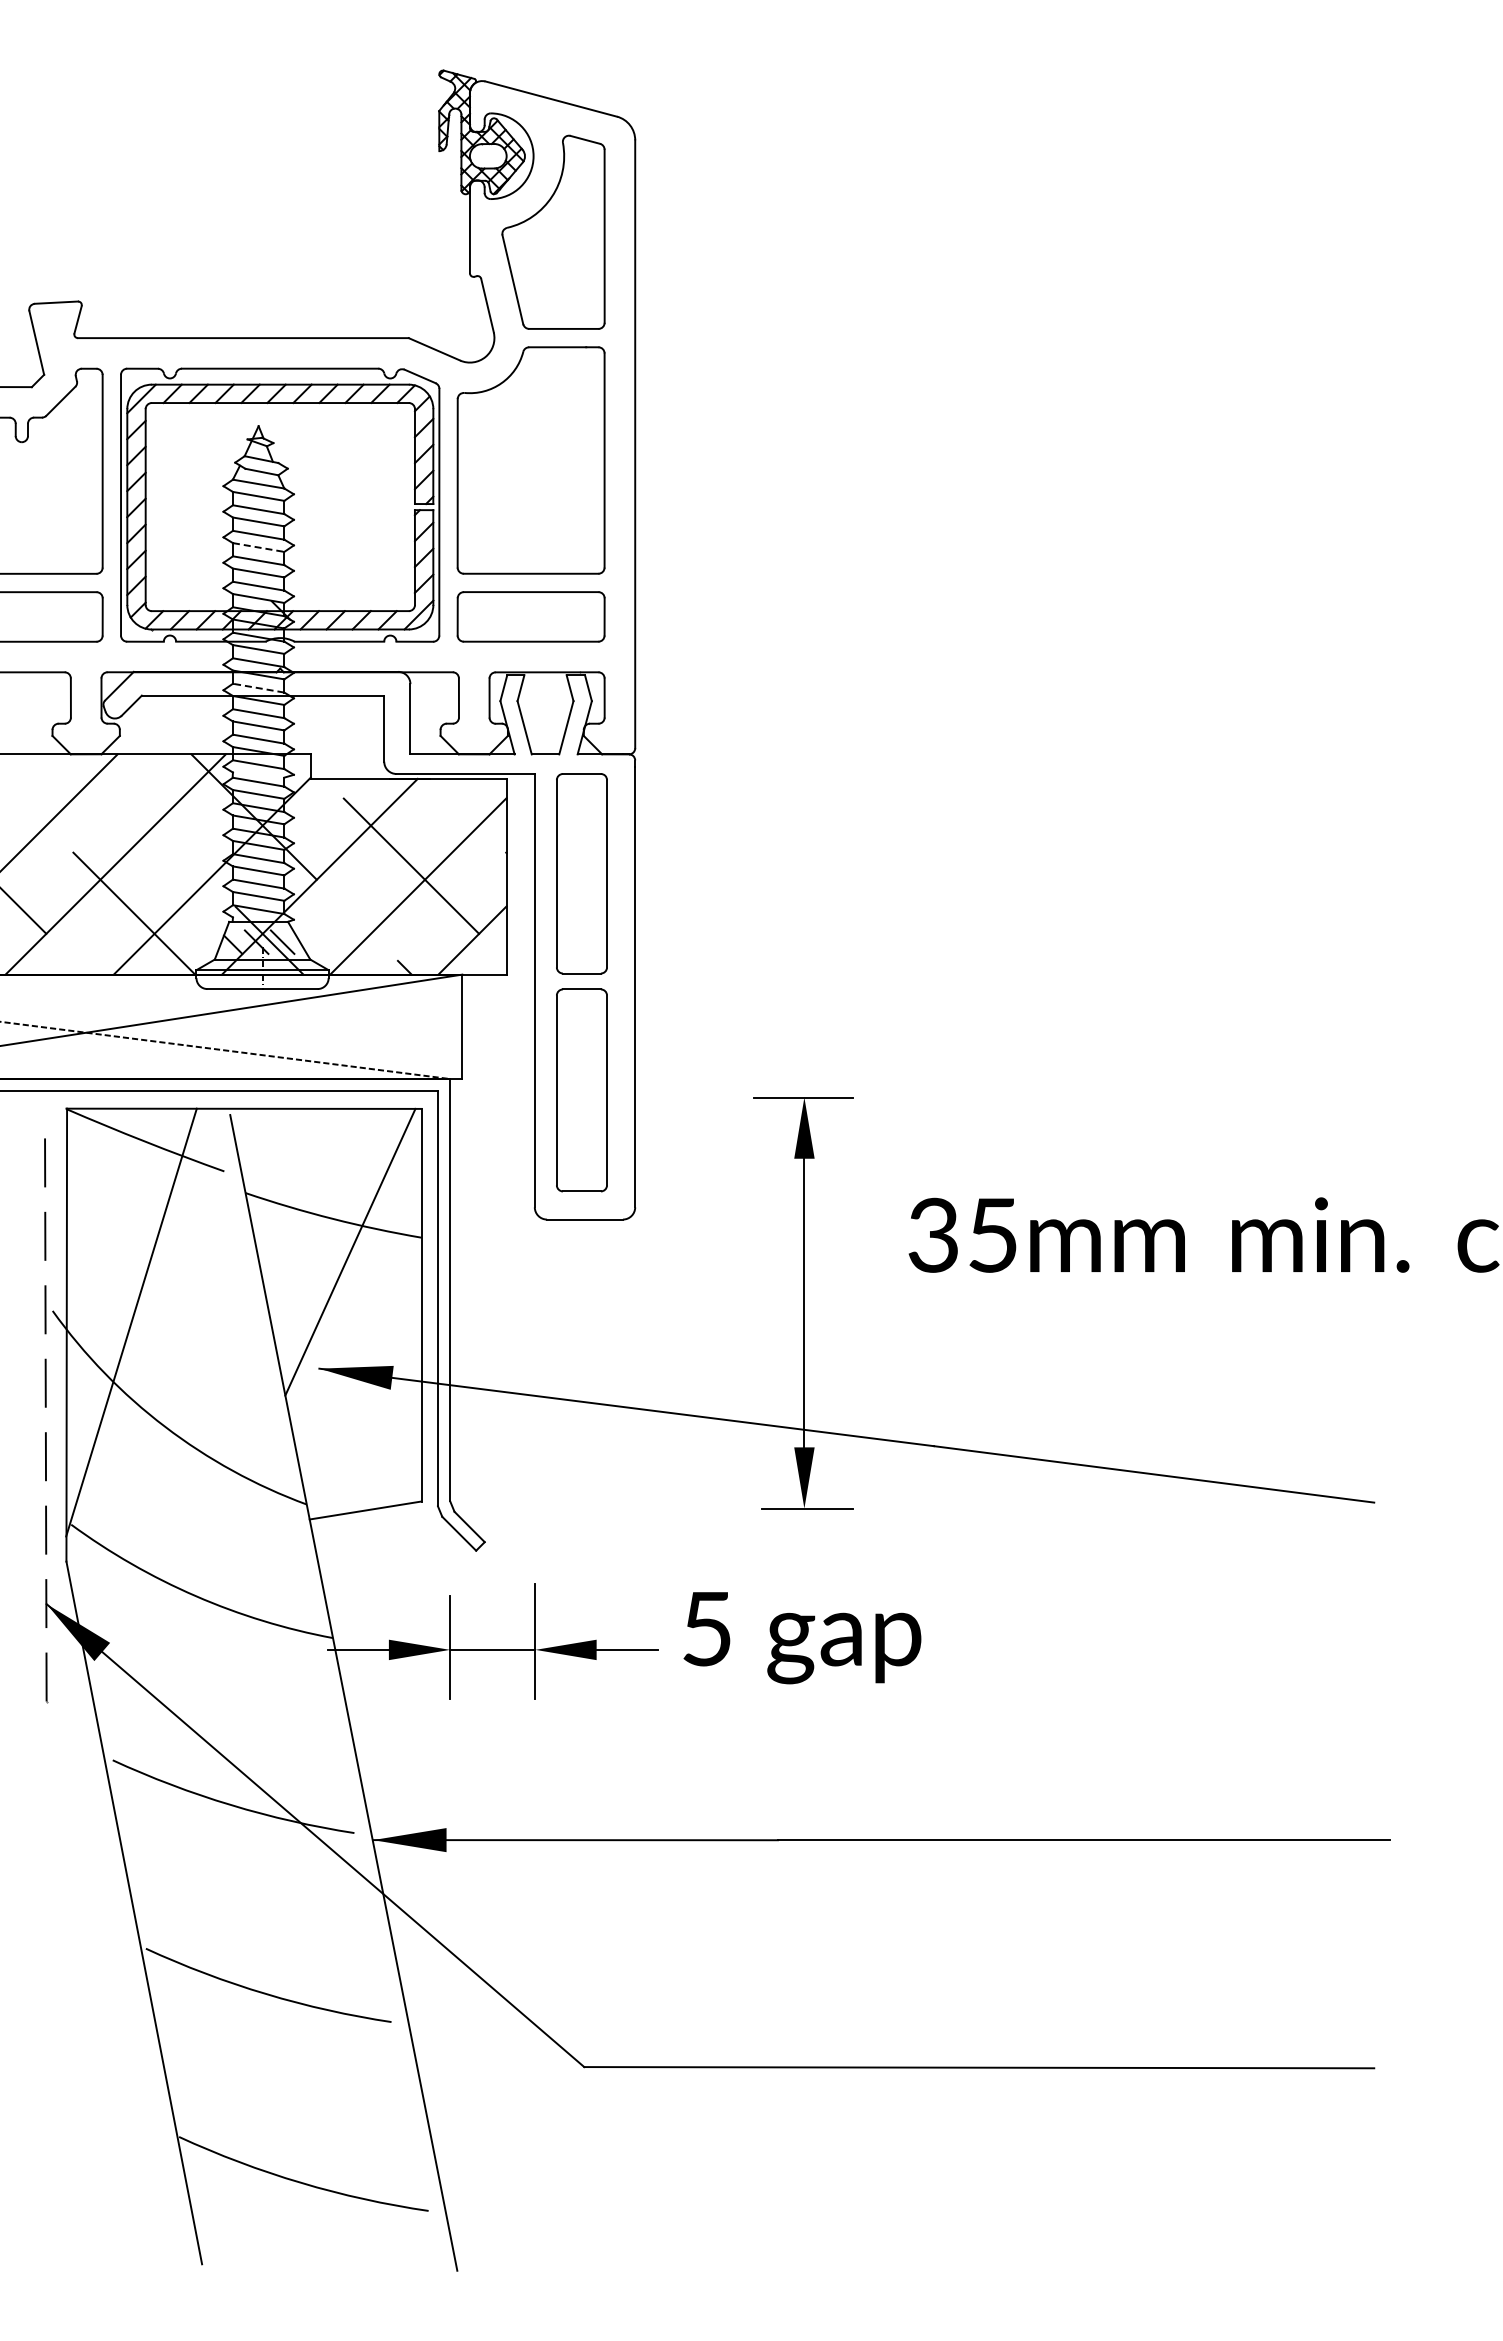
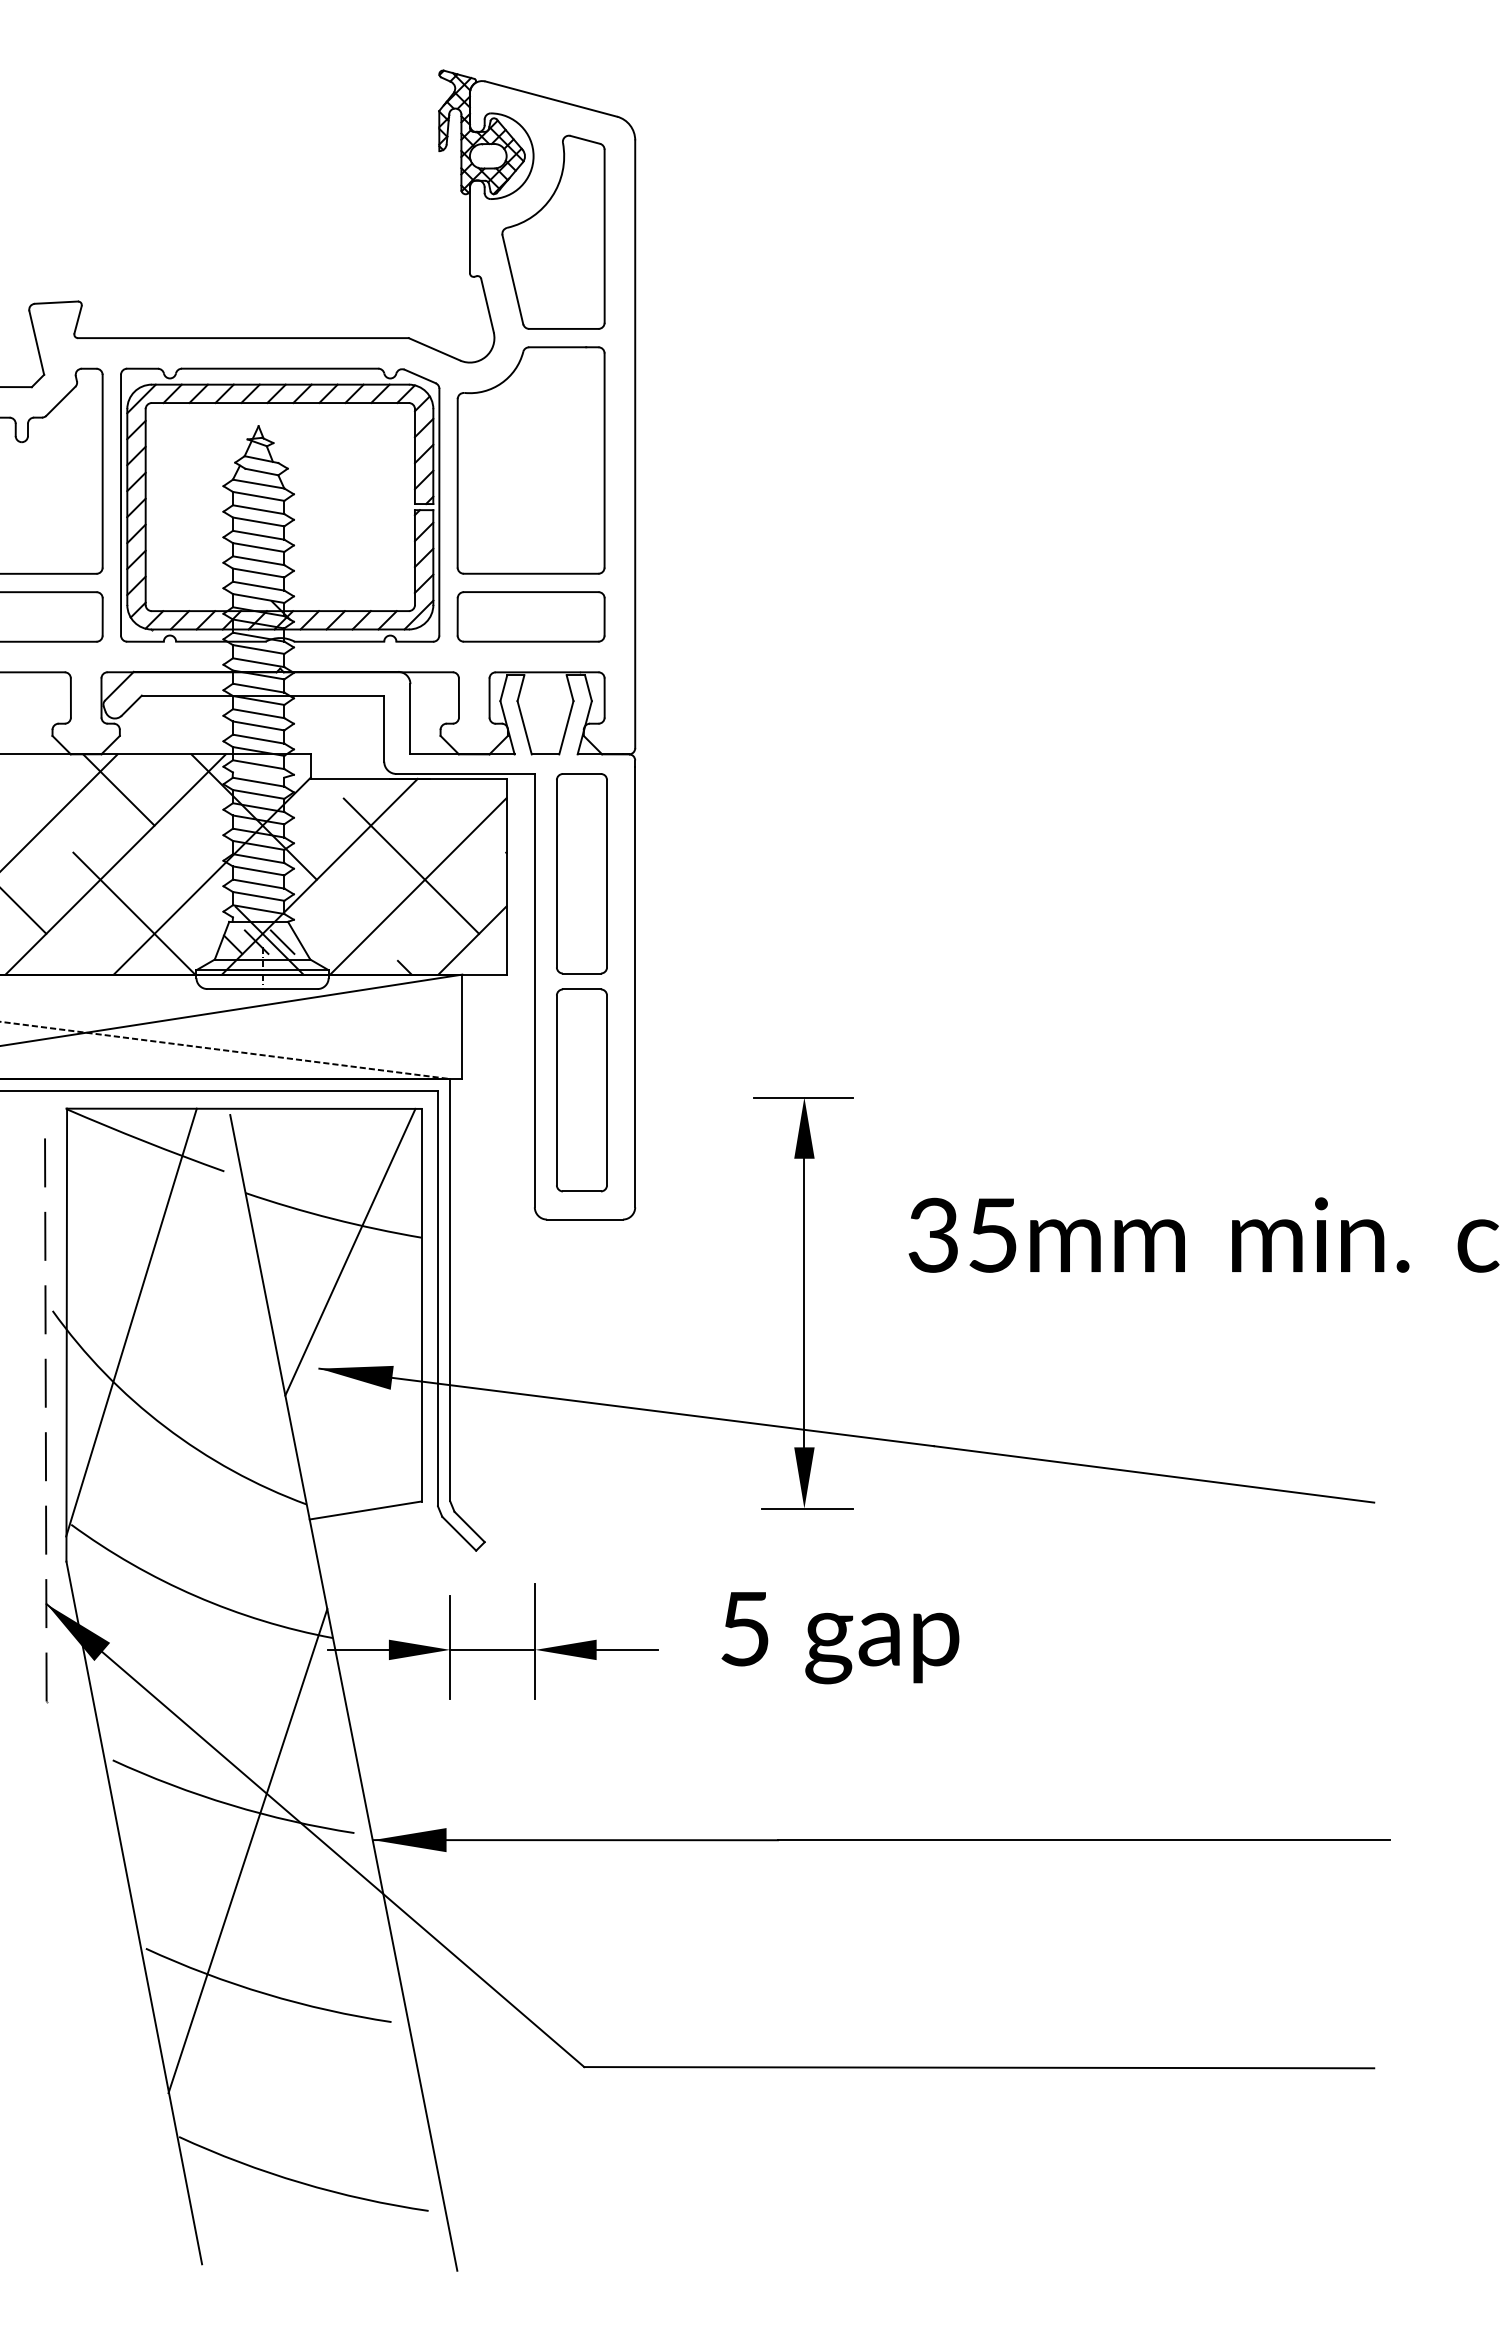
line: dashed -> solid (259, 547)
line: dashed -> solid (258, 688)
line: none -> present (118, 789)
text position: (802, 1638) -> (840, 1638) (840, 1638)
line: none -> present (247, 1851)
